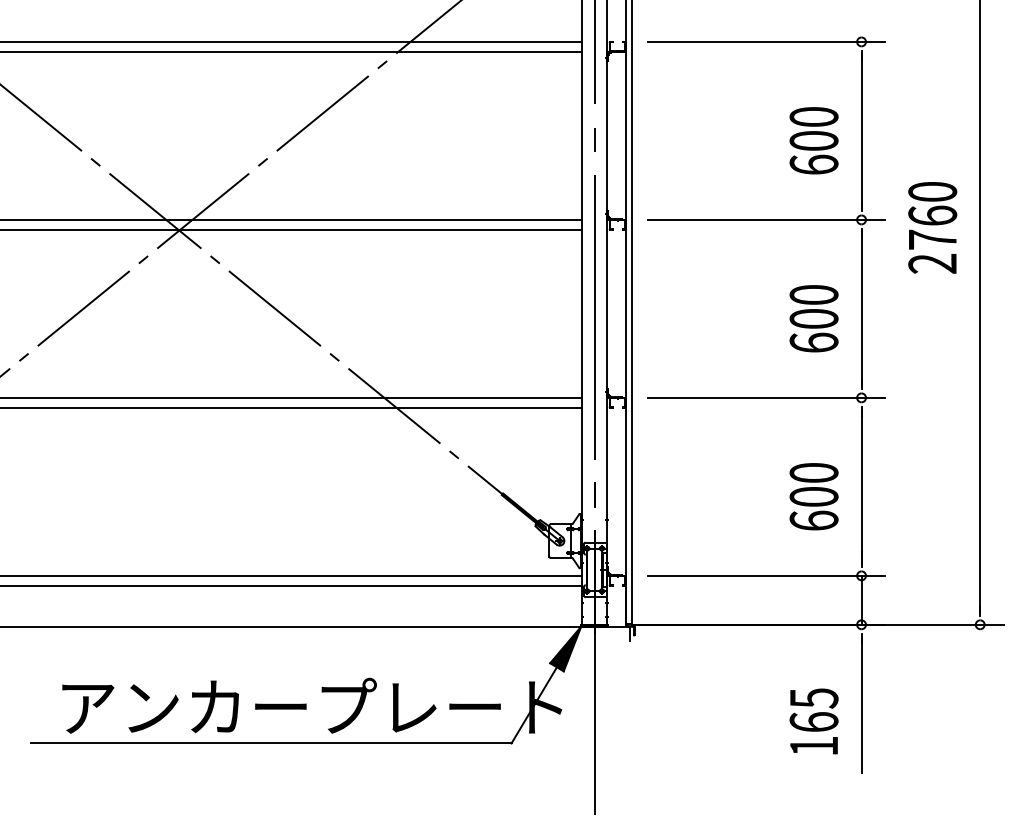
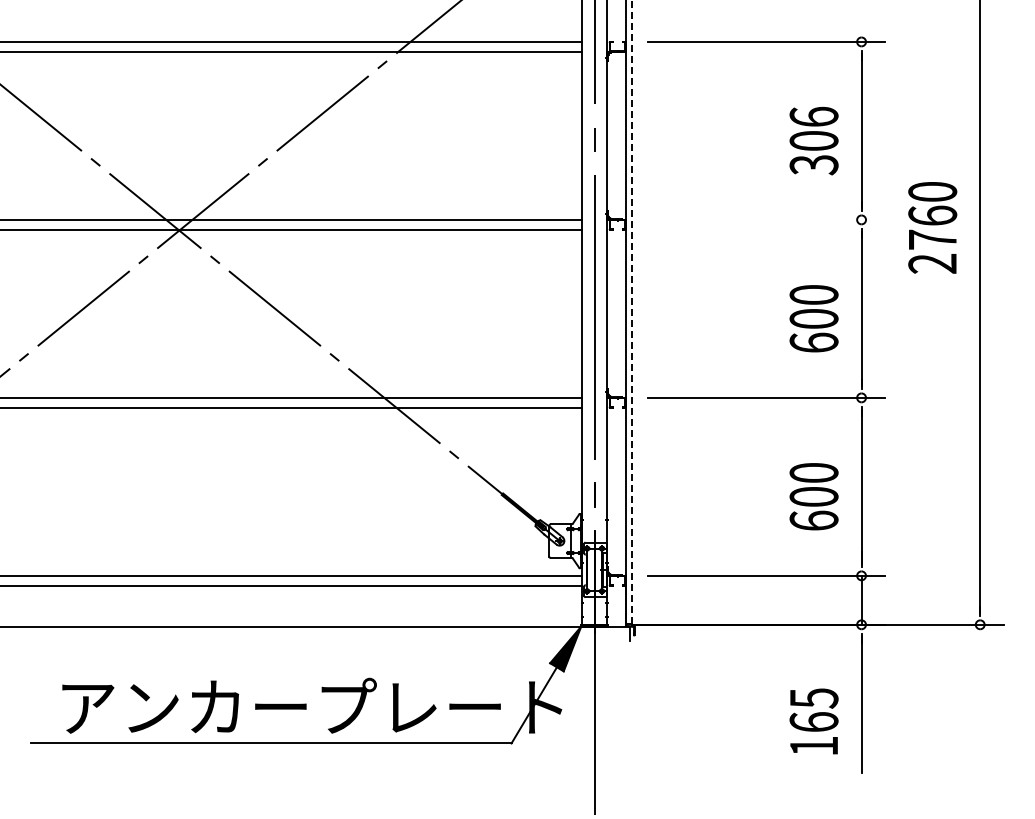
text: 600 -> 306 (813, 140)
line: present -> none (766, 219)
line: solid -> dashed (631, 311)
